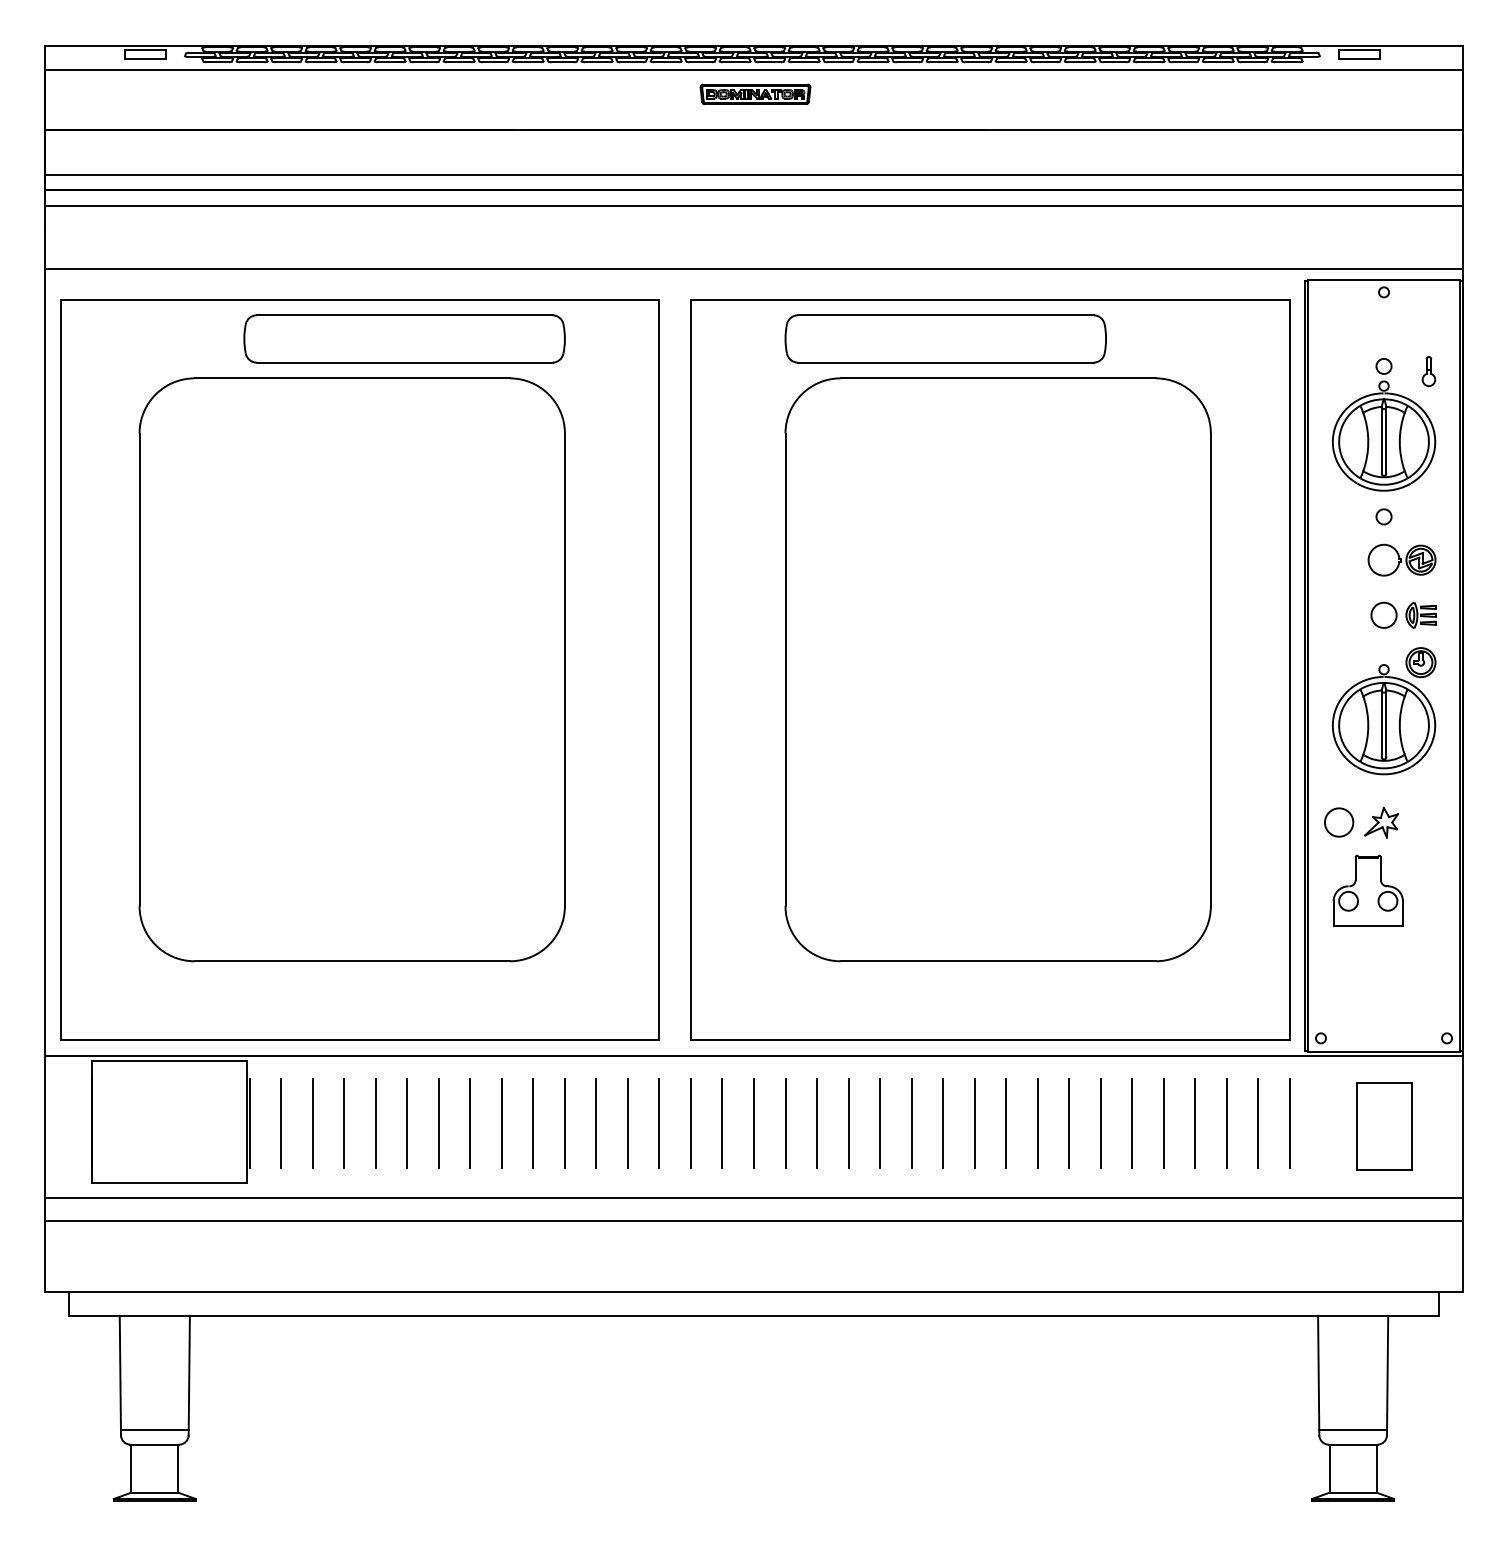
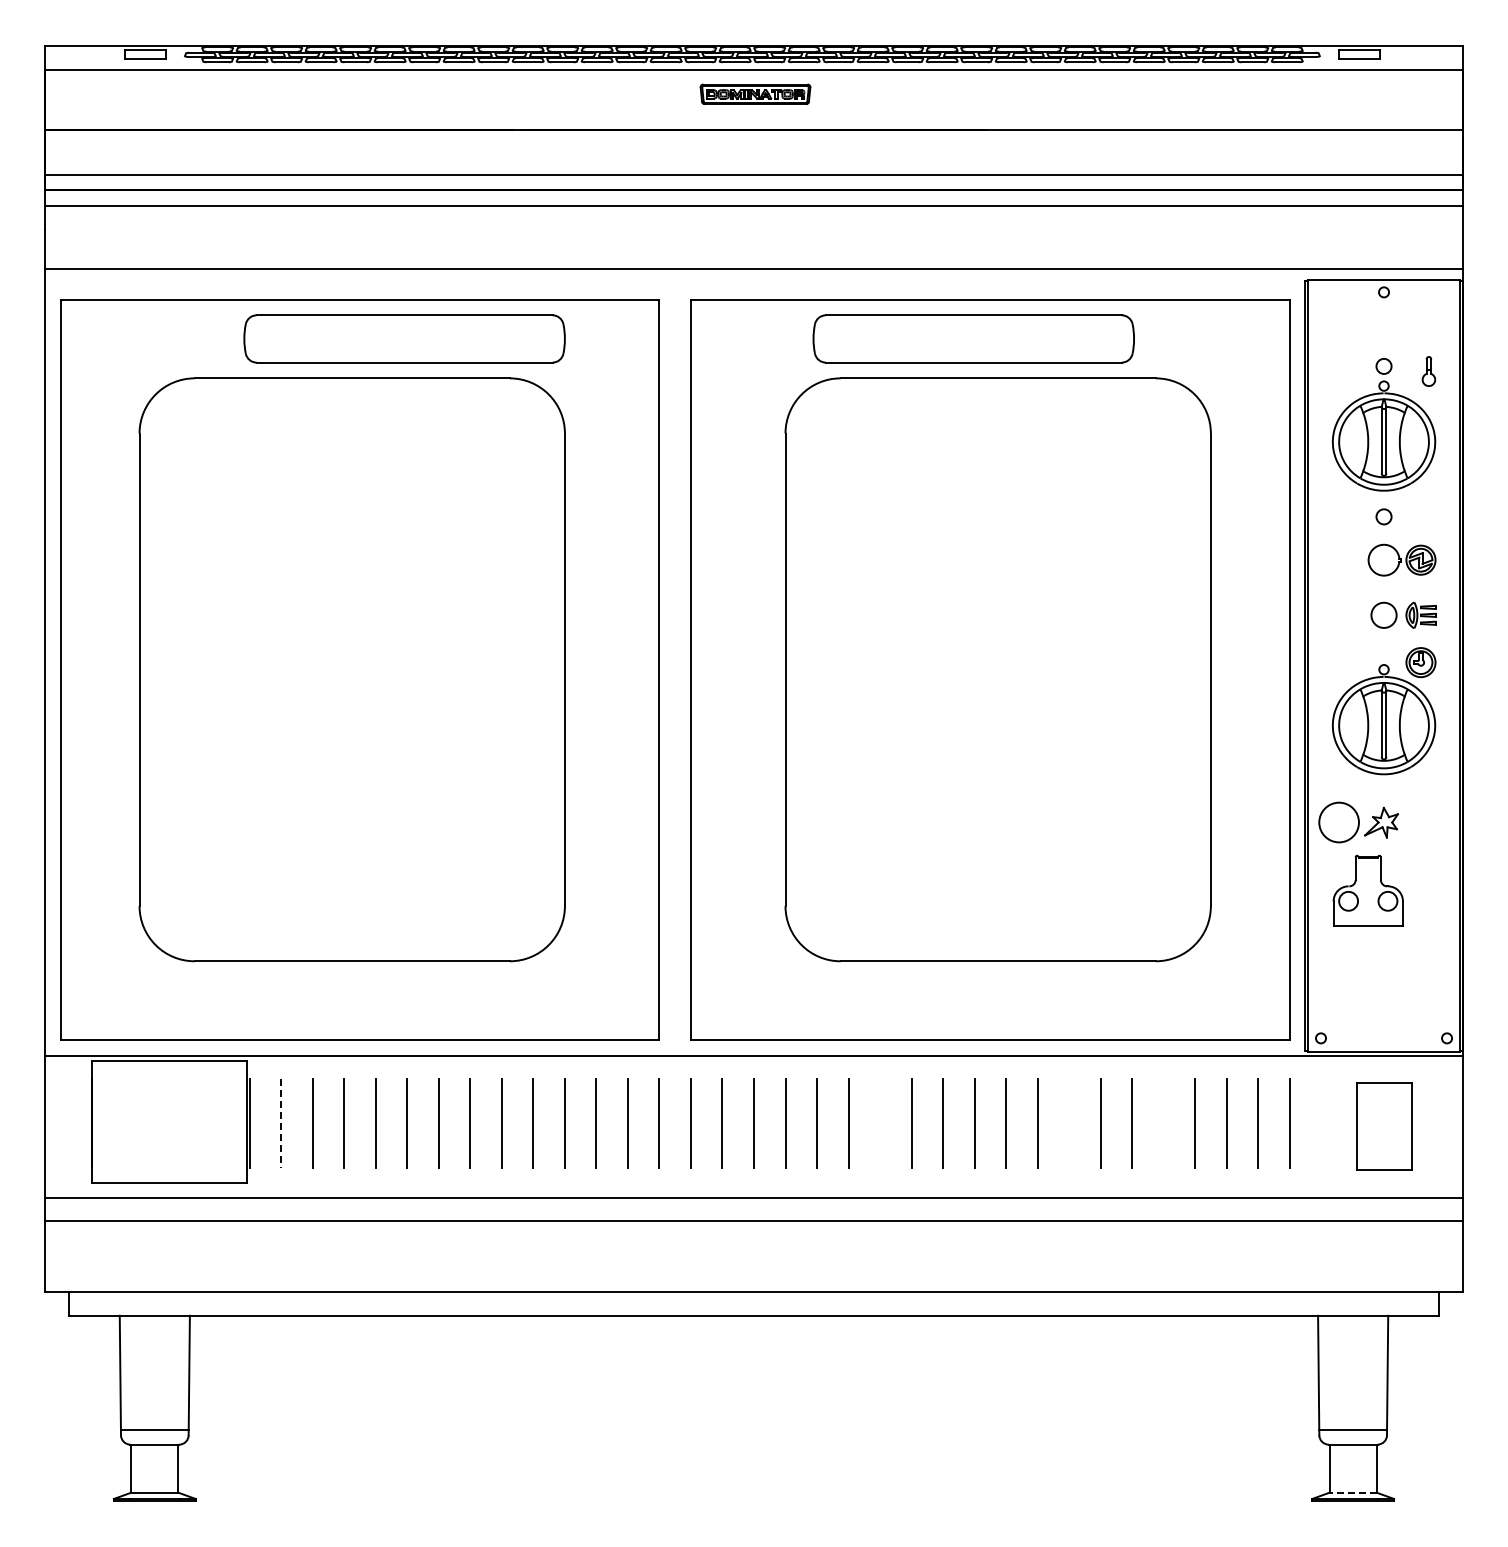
part position: (945, 338) -> (973, 338) (973, 338)
circle diameter: 28 px -> 40 px (1338, 822)
line: present -> none (879, 1123)
line: present -> none (1068, 1123)
line: present -> none (1163, 1123)
line: solid -> dashed (281, 1124)
line: solid -> dashed (1353, 1492)
